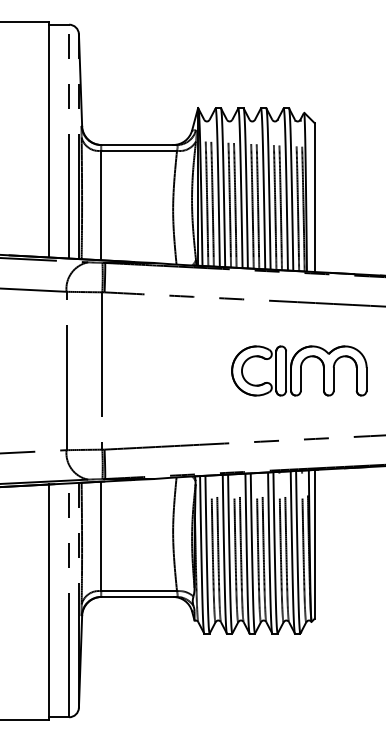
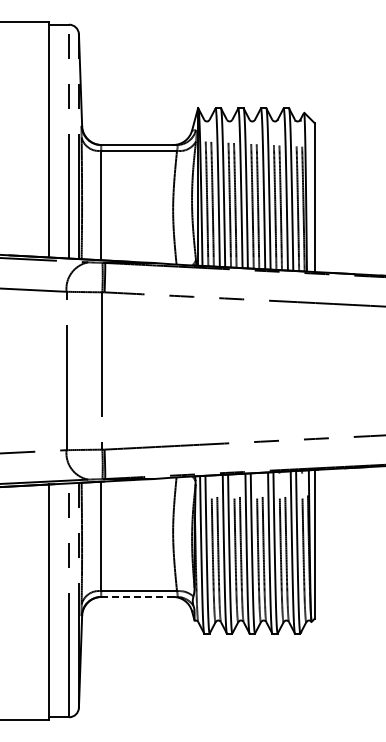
part: present -> none (299, 370)
line: solid -> dashed (139, 596)
